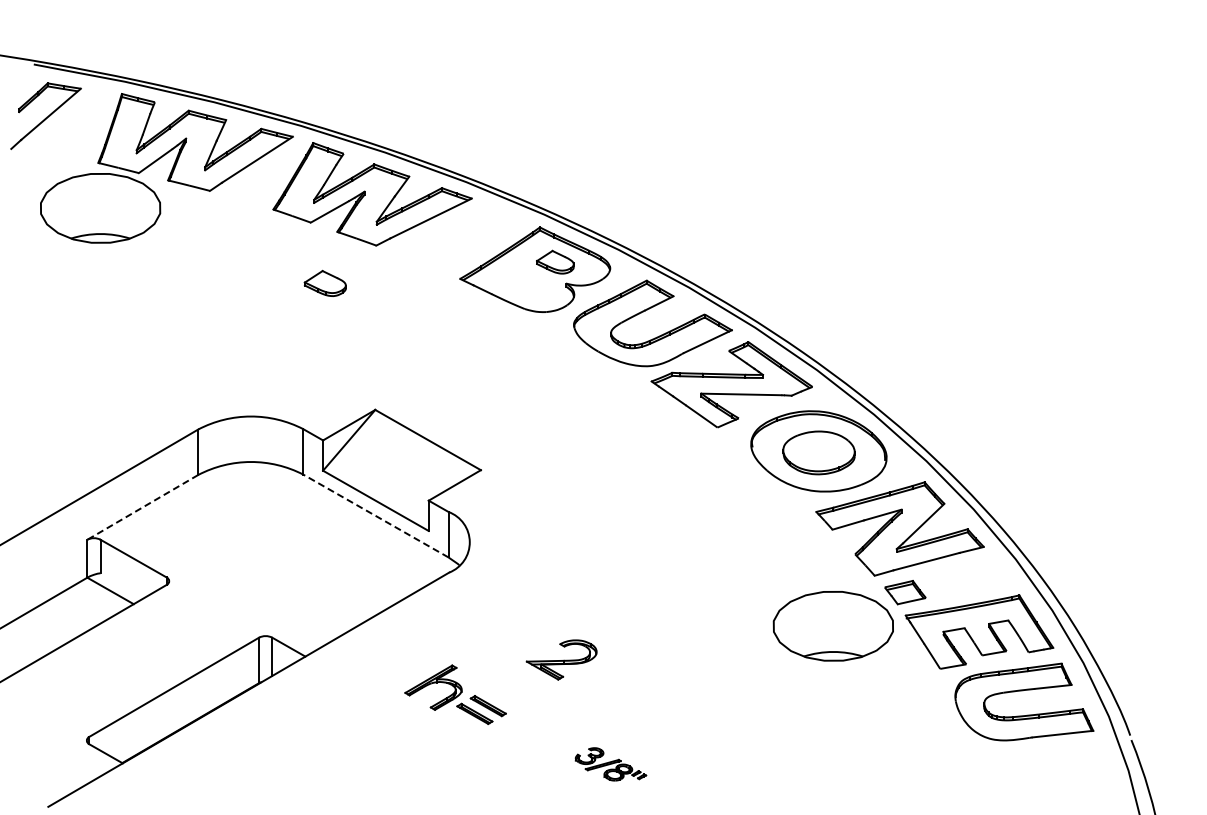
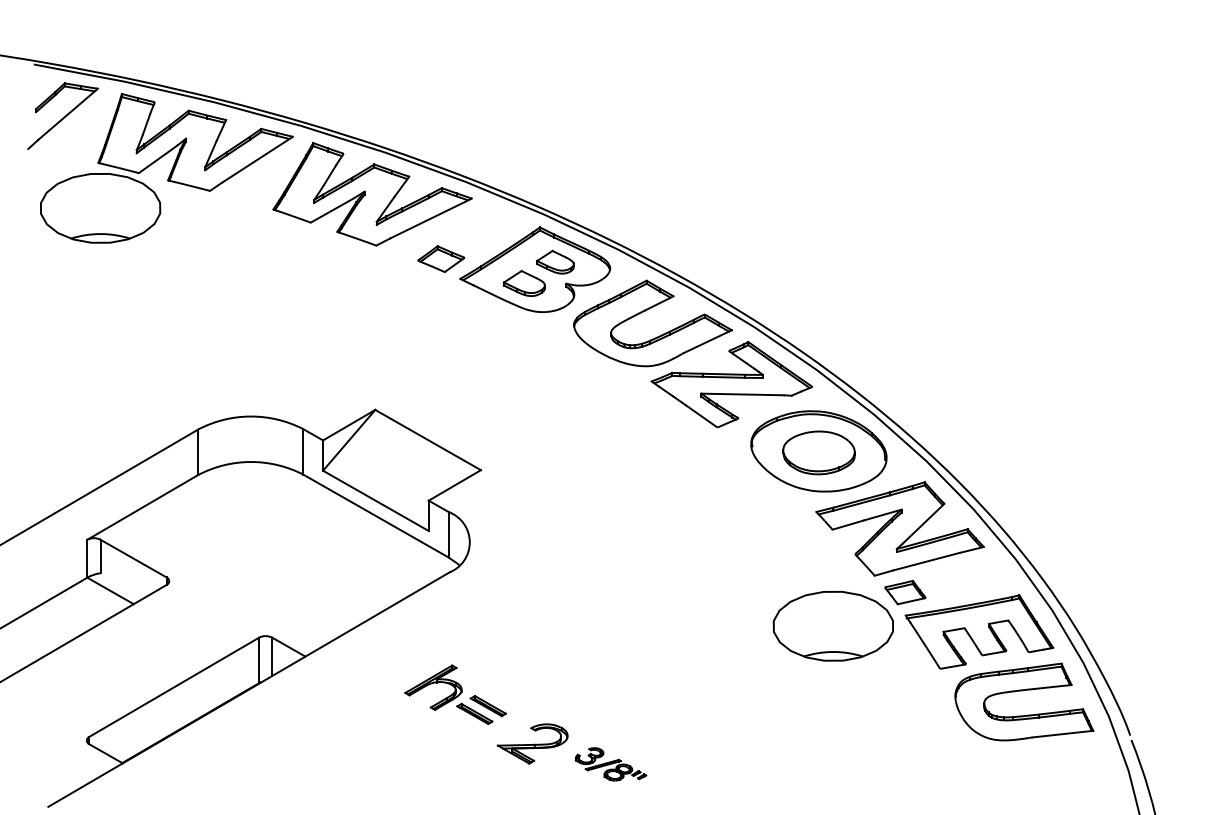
part position: (45, 115) -> (62, 115) (62, 115)
part: none -> present (441, 258)
part position: (324, 282) -> (523, 282) (523, 282)
line: dashed -> solid (142, 507)
line: dashed -> solid (375, 516)
part position: (561, 659) -> (532, 743) (532, 743)
